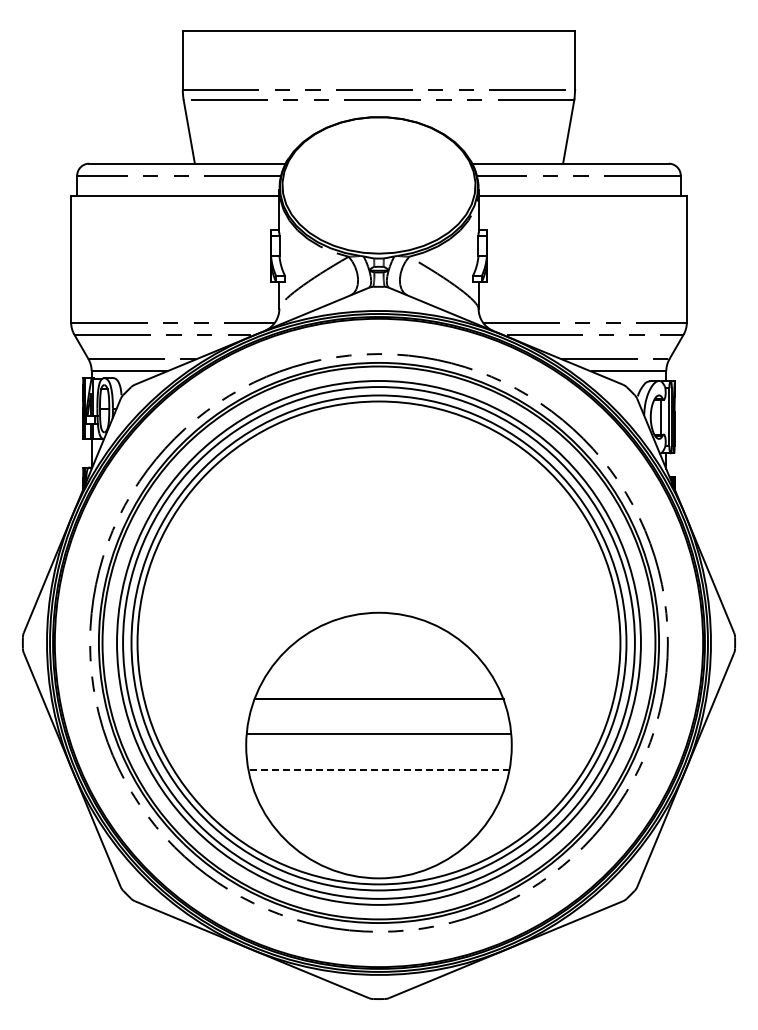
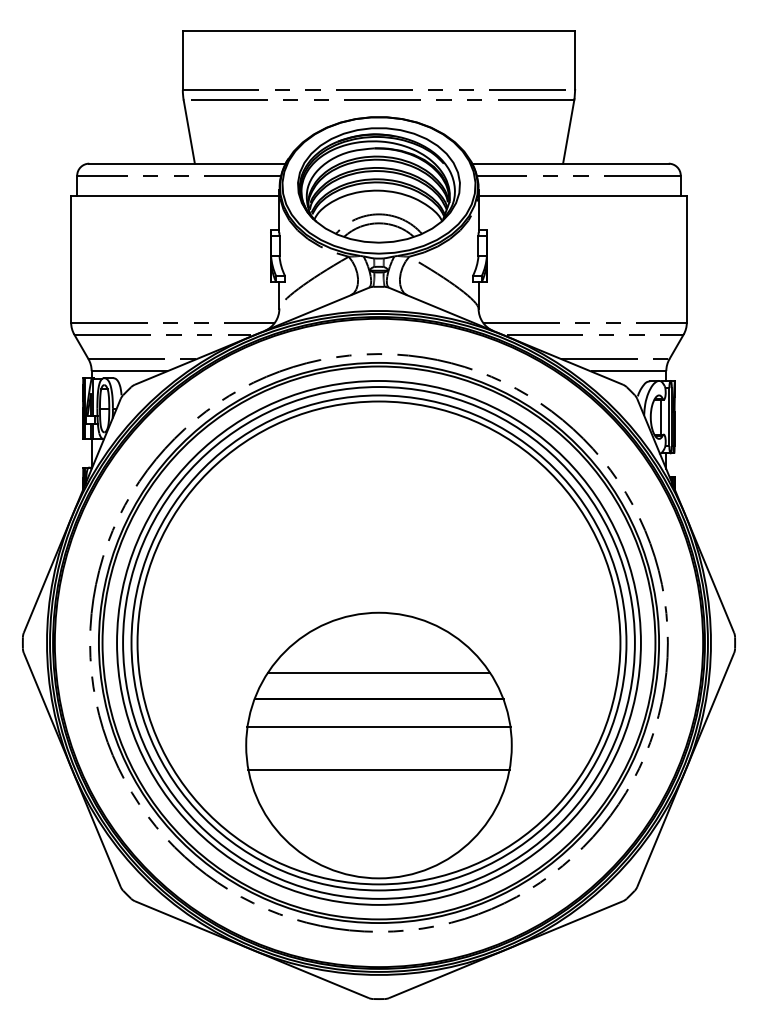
part: none -> present (378, 185)
line: none -> present (378, 673)
line position: (378, 734) -> (378, 727) (378, 727)
line: dashed -> solid (379, 769)
